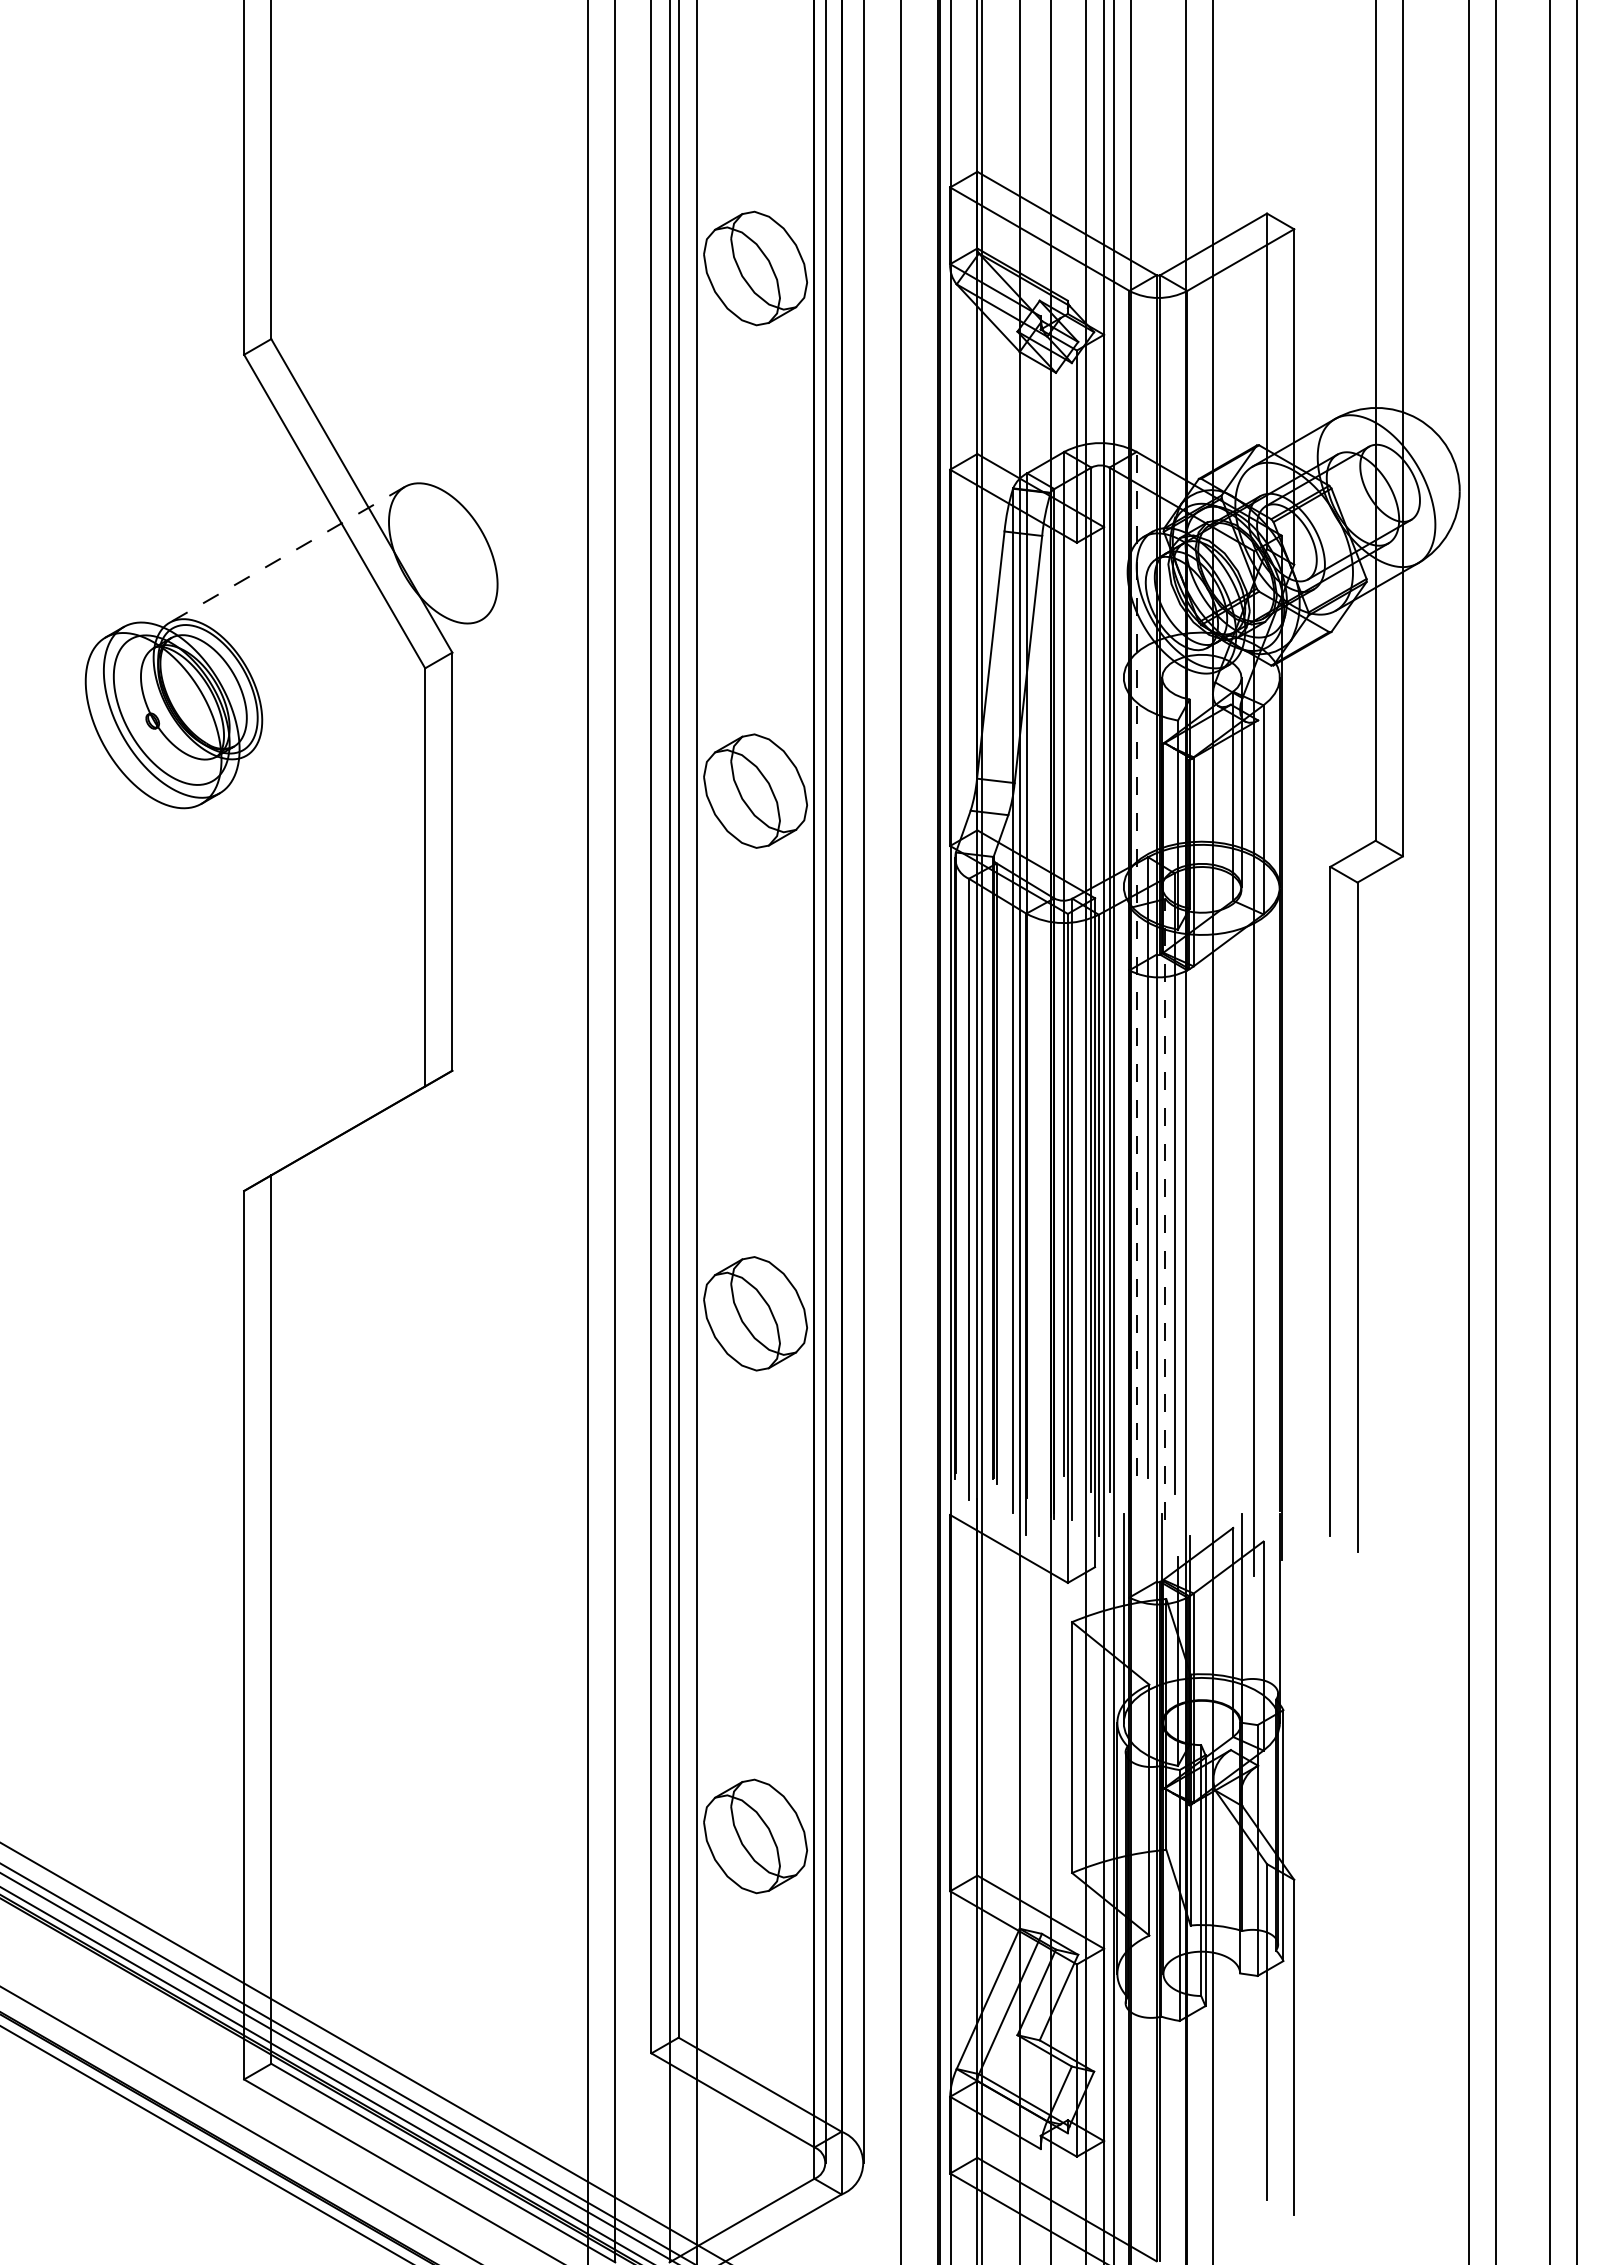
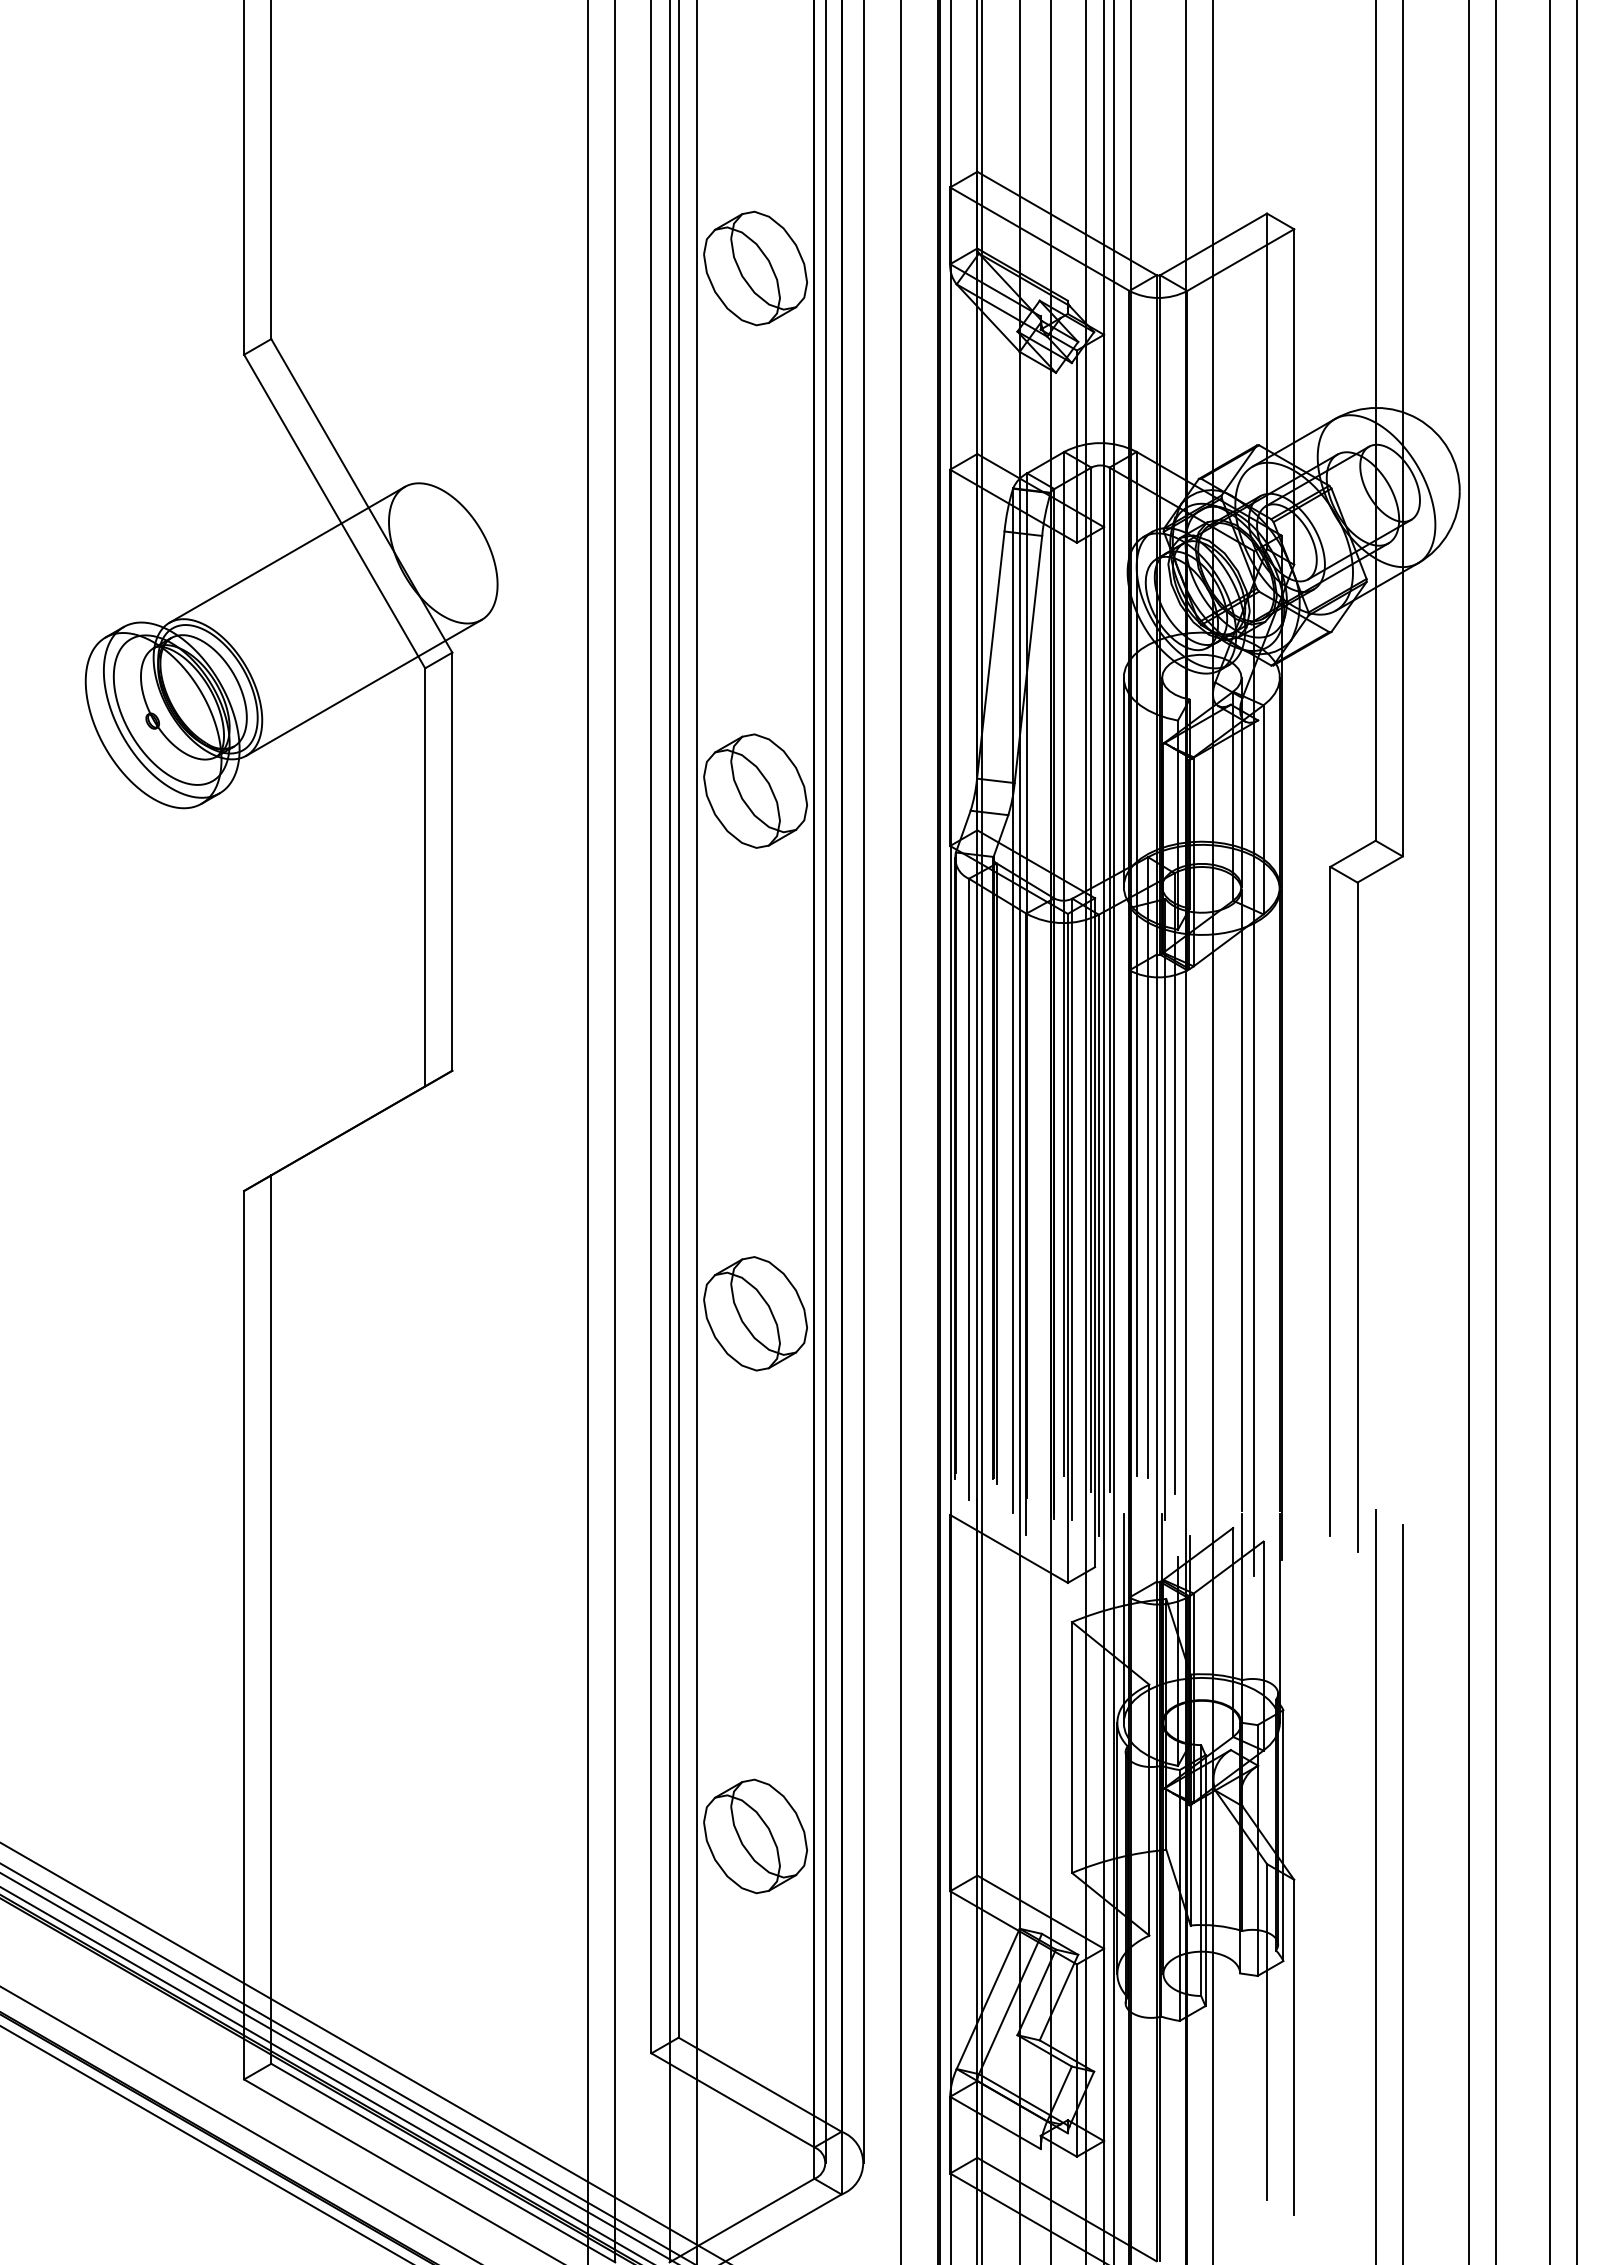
line: dashed -> solid (287, 554)
line: none -> present (363, 687)
line: none -> present (1123, 781)
line: dashed -> solid (1136, 963)
line: none -> present (1241, 1199)
line: dashed -> solid (1165, 1208)
line: none -> present (1375, 1885)
line: none -> present (1402, 1893)
